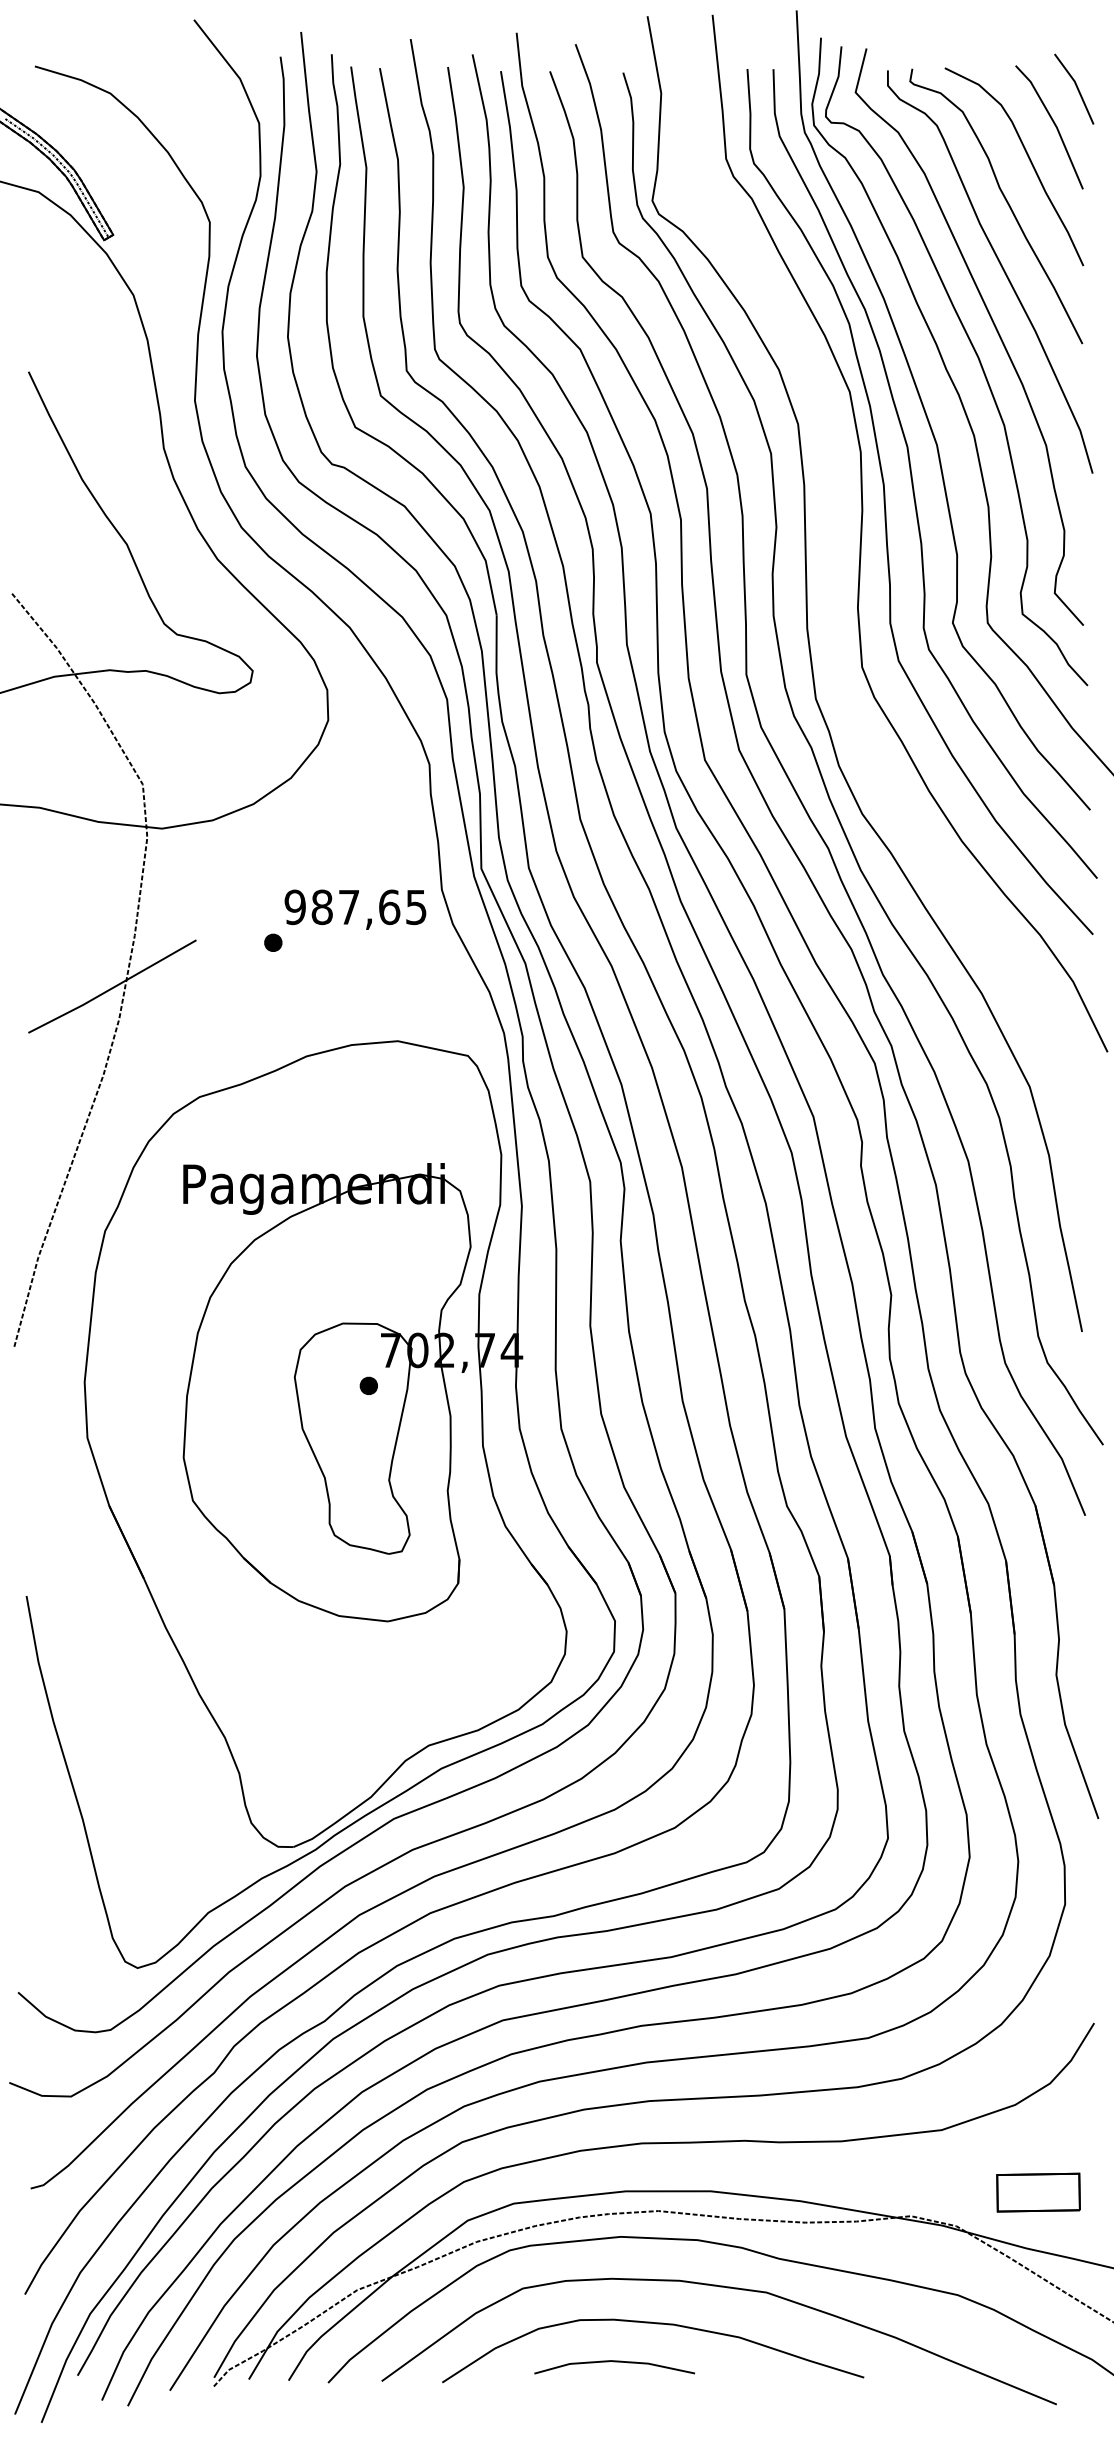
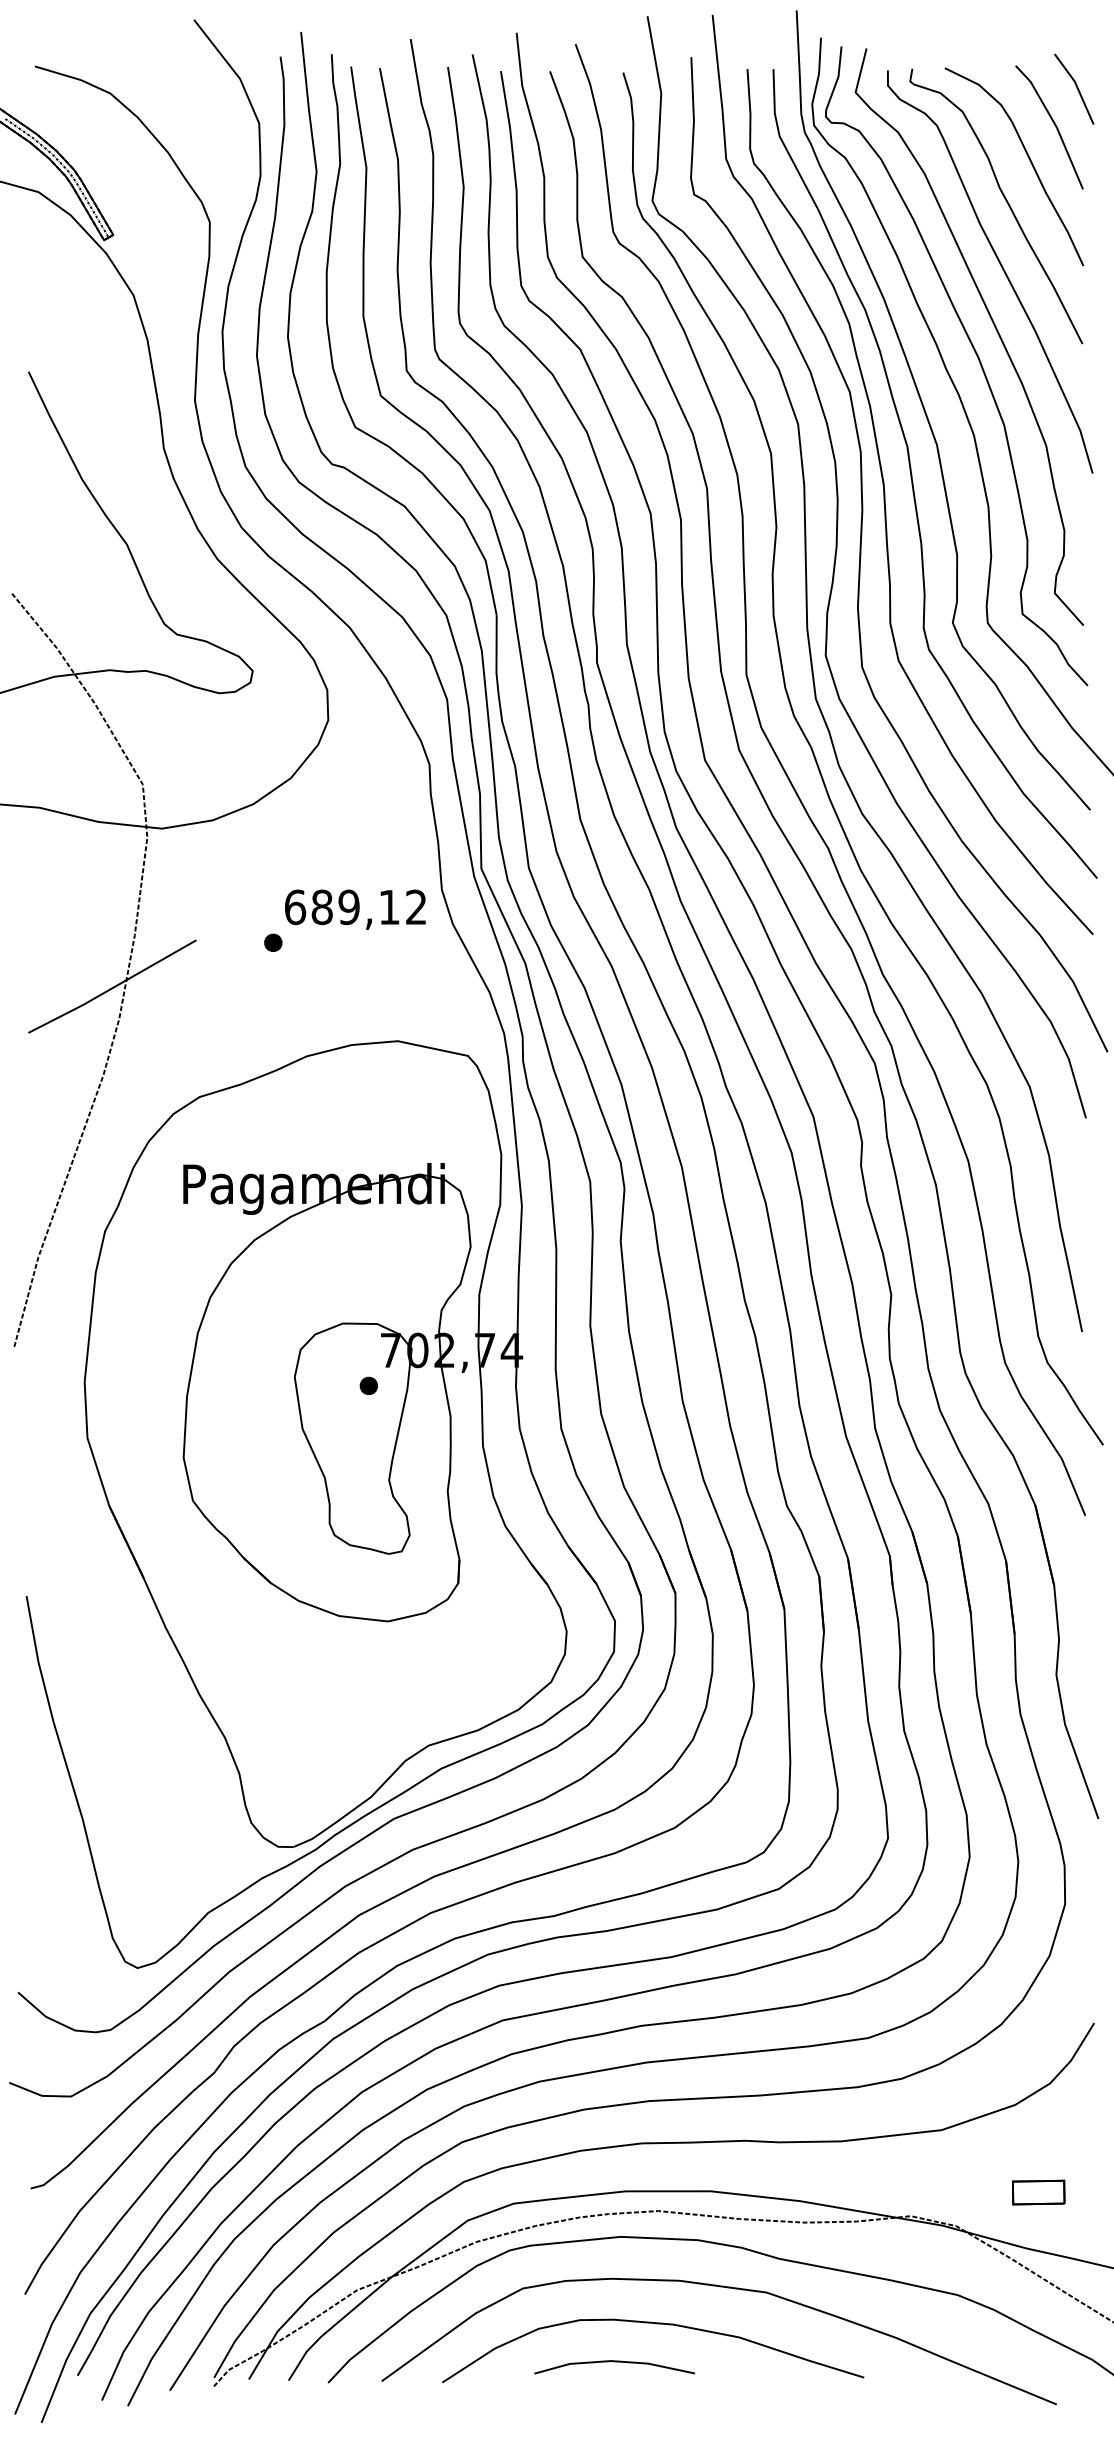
curve: none -> present (834, 577)
text: 987,65 -> 689,12 (355, 907)
part size: 85x41 px -> 54x27 px (1038, 2192)
